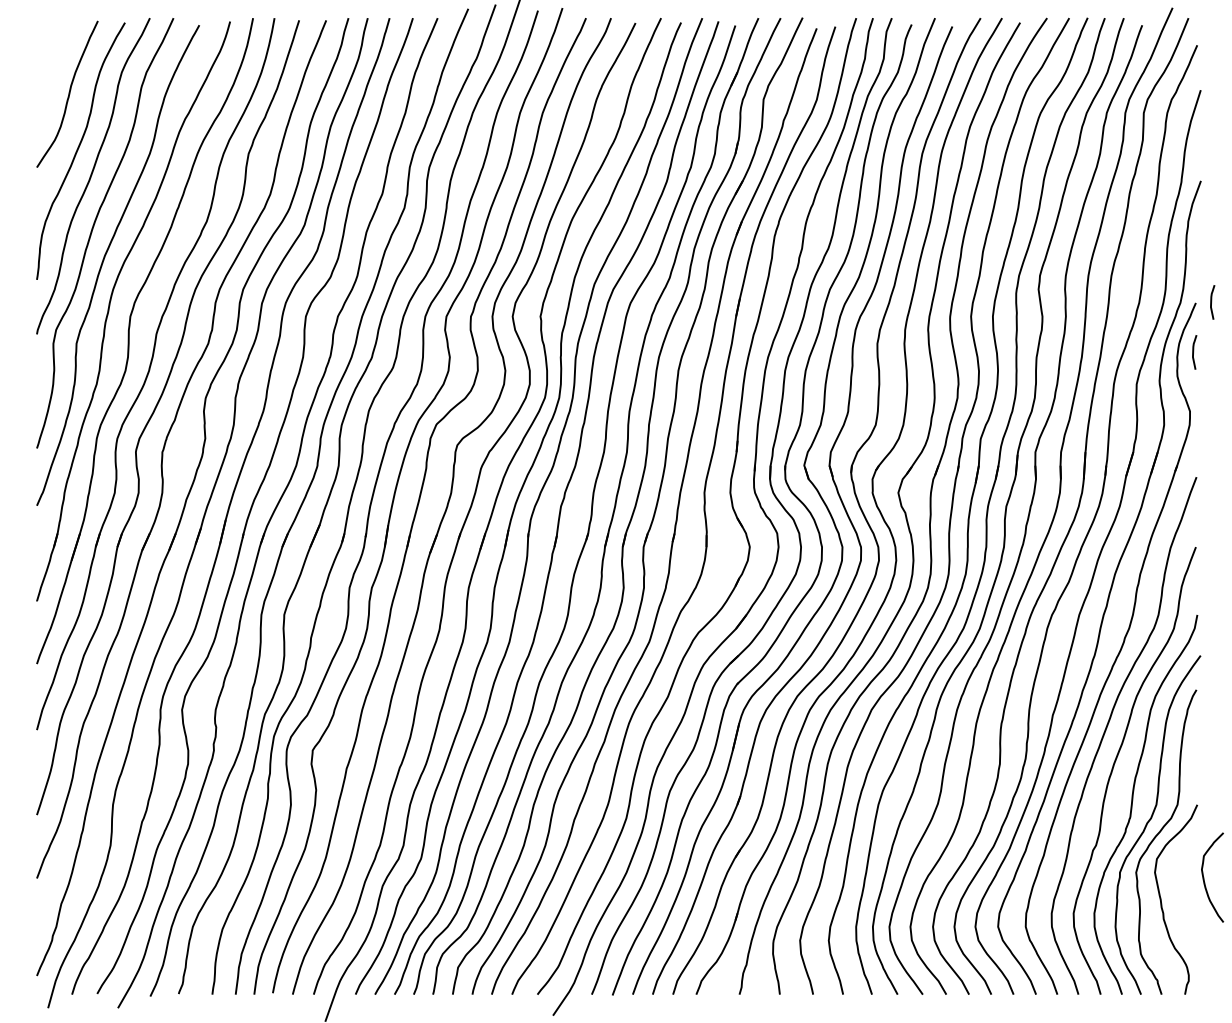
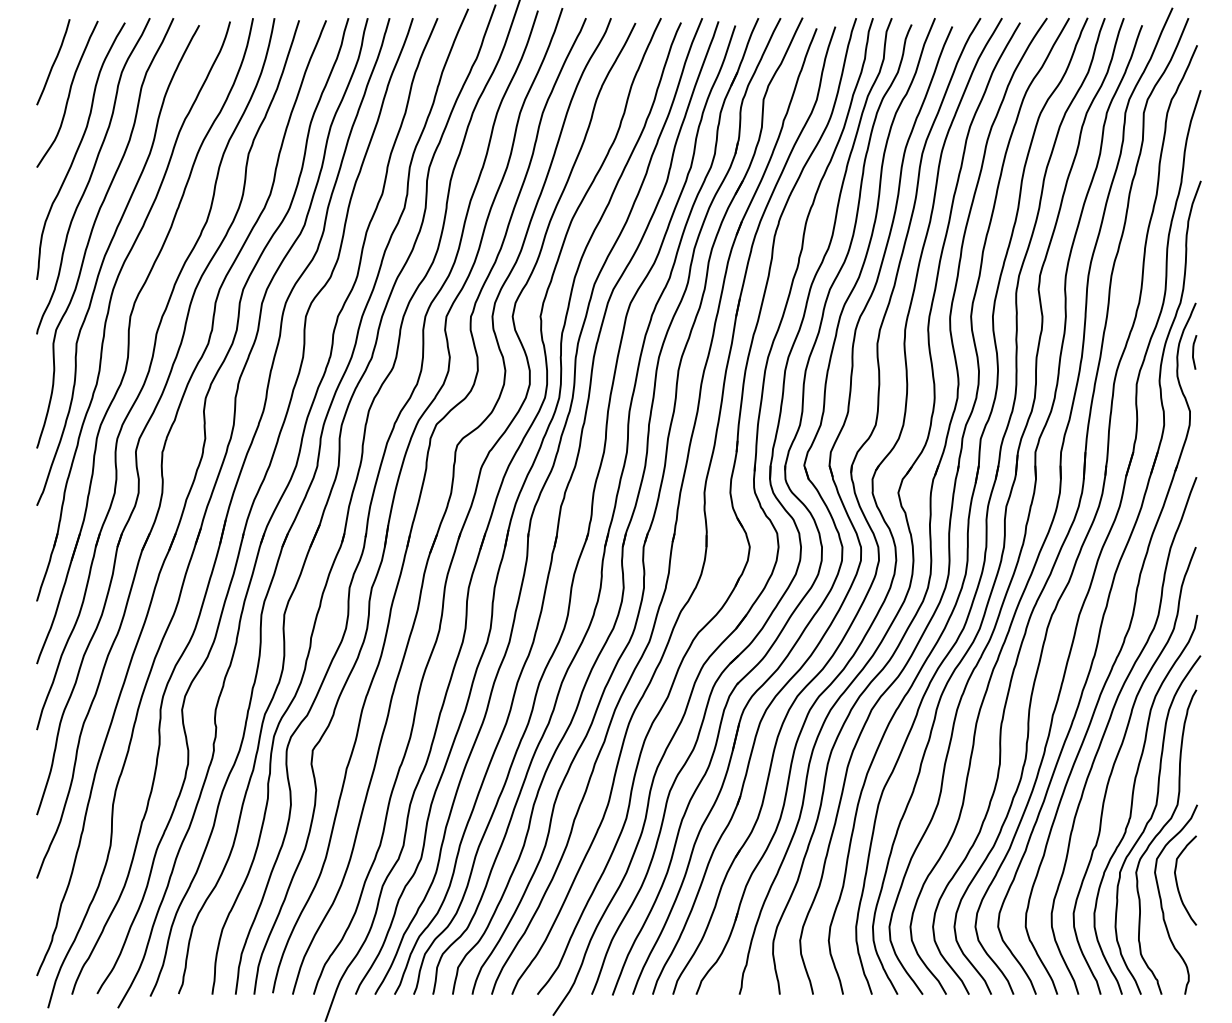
curve: none -> present (53, 62)
curve: present -> none (1212, 301)
curve position: (1204, 877) -> (1177, 880) (1177, 880)
